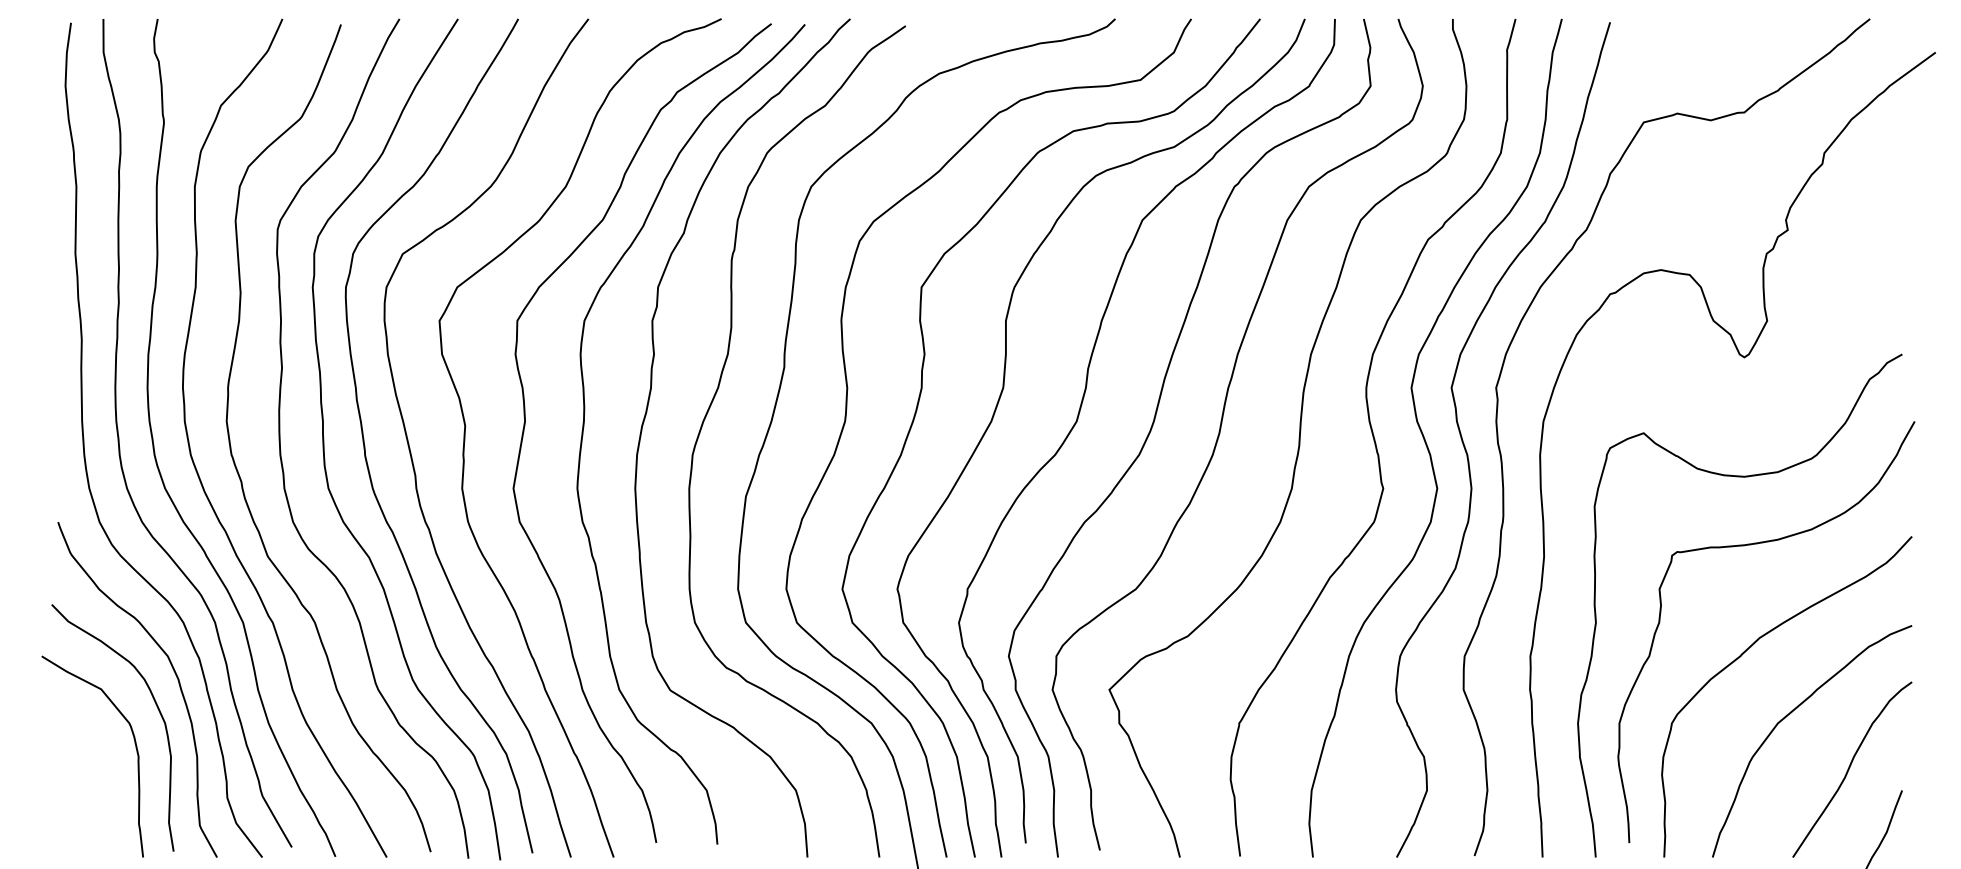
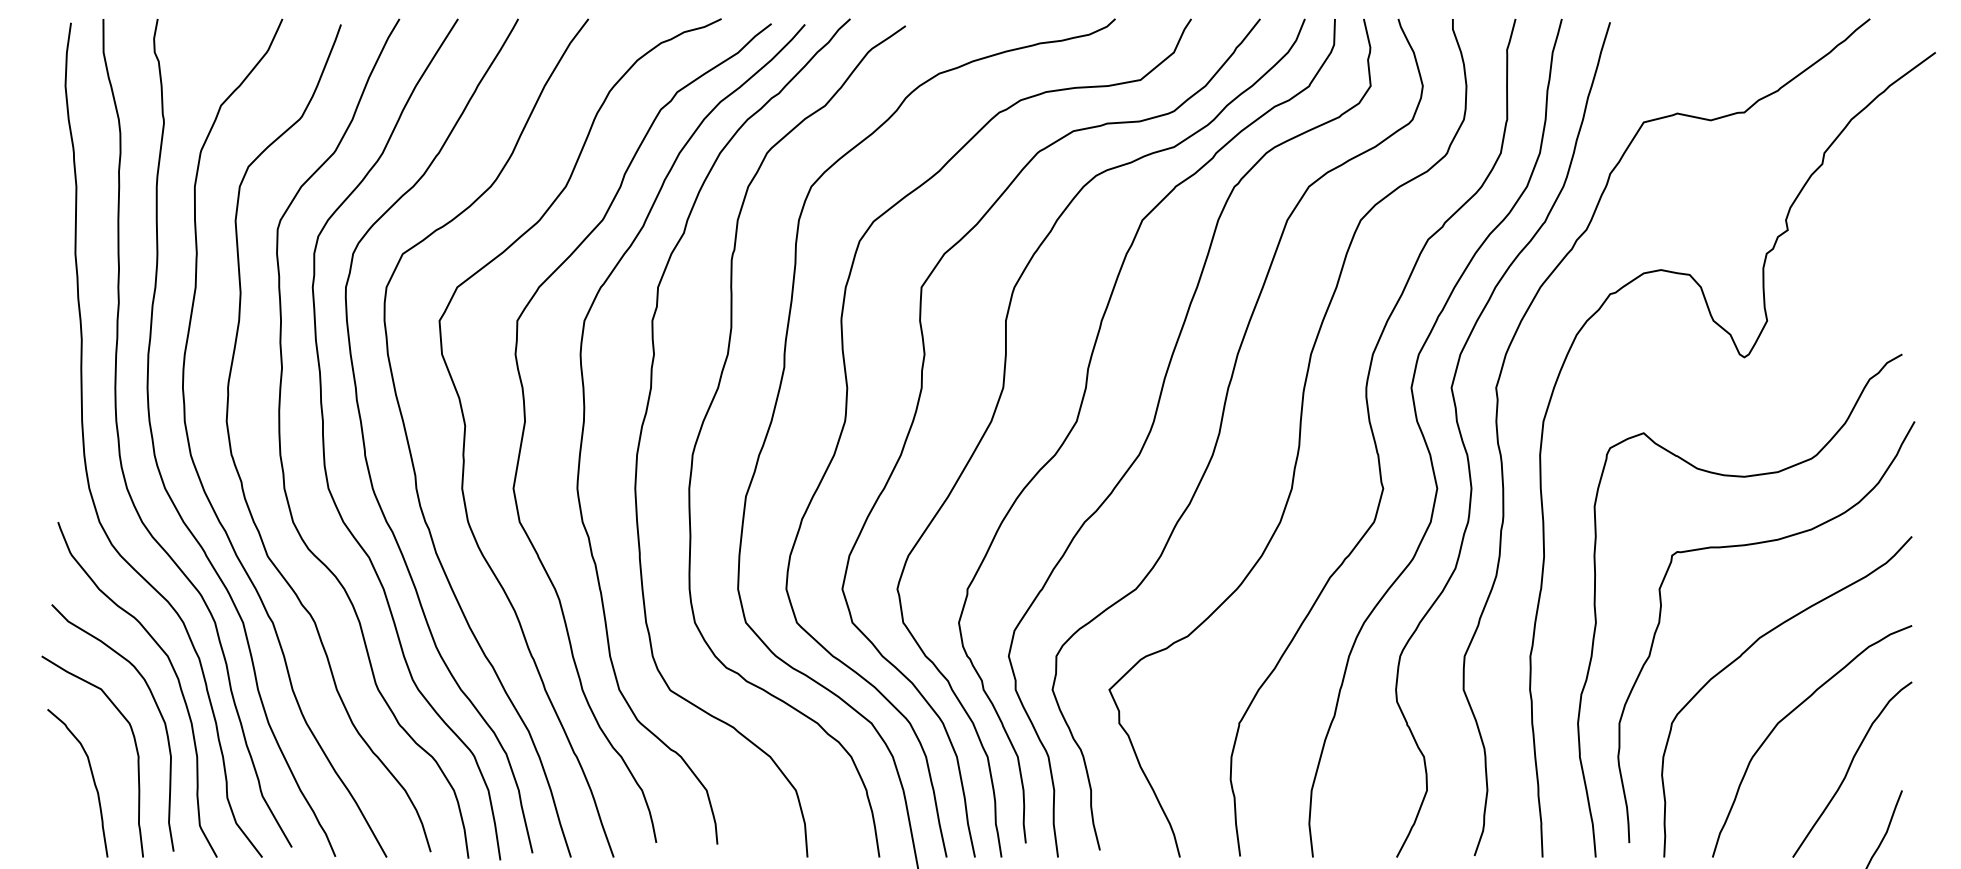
curve: none -> present (92, 779)
